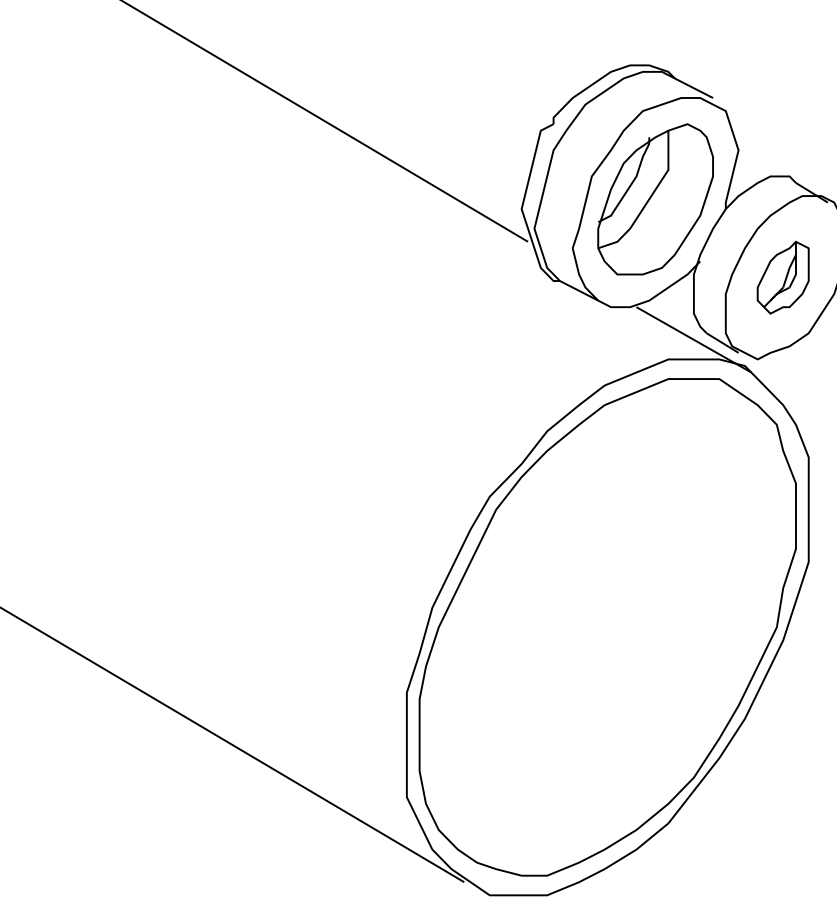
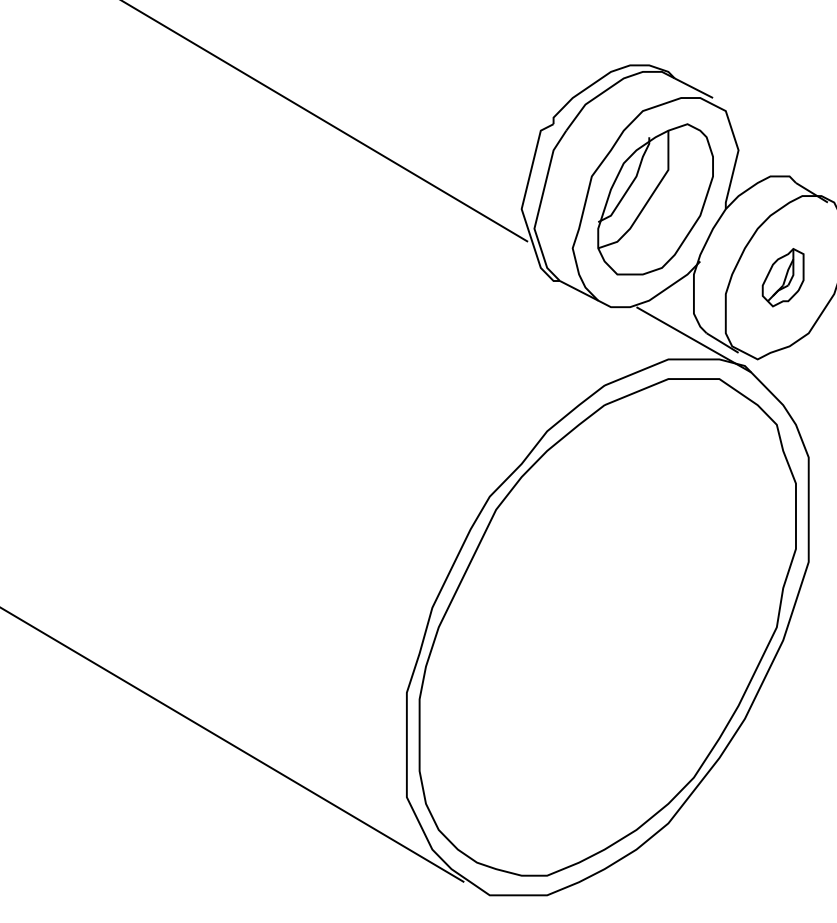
part size: 54x75 px -> 44x60 px (782, 277)
